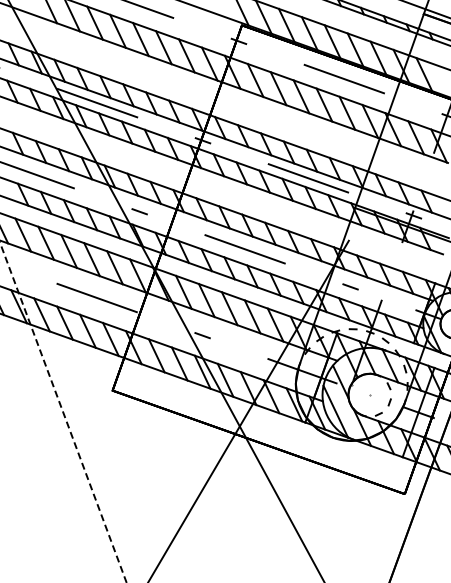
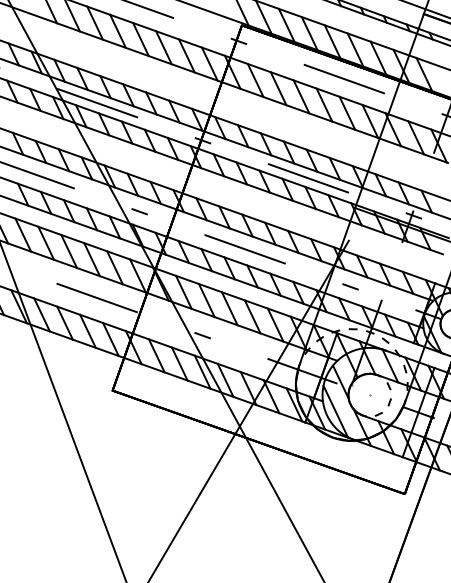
line: dashed -> solid (63, 412)
